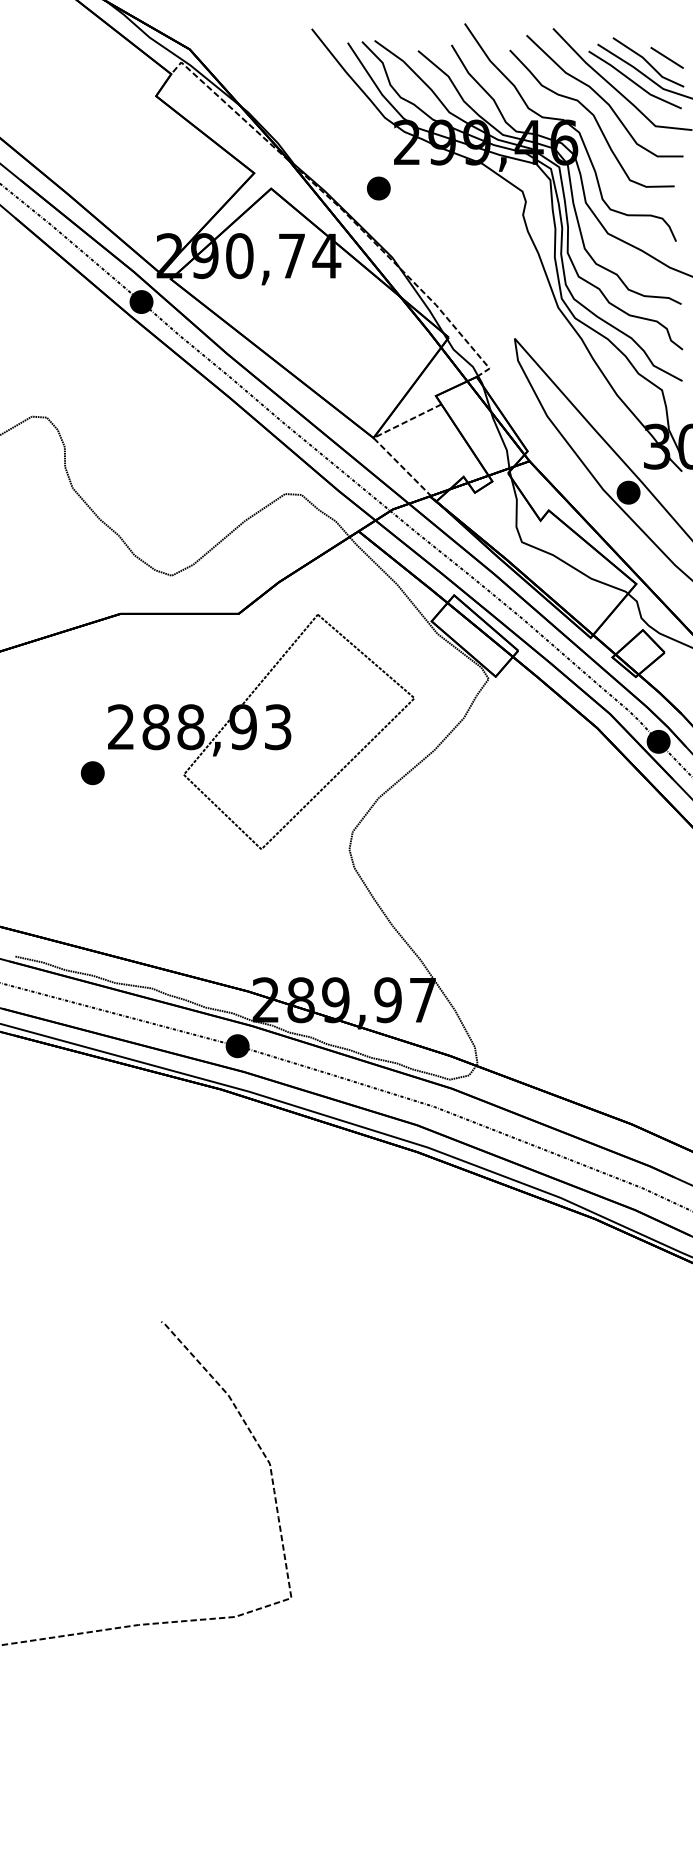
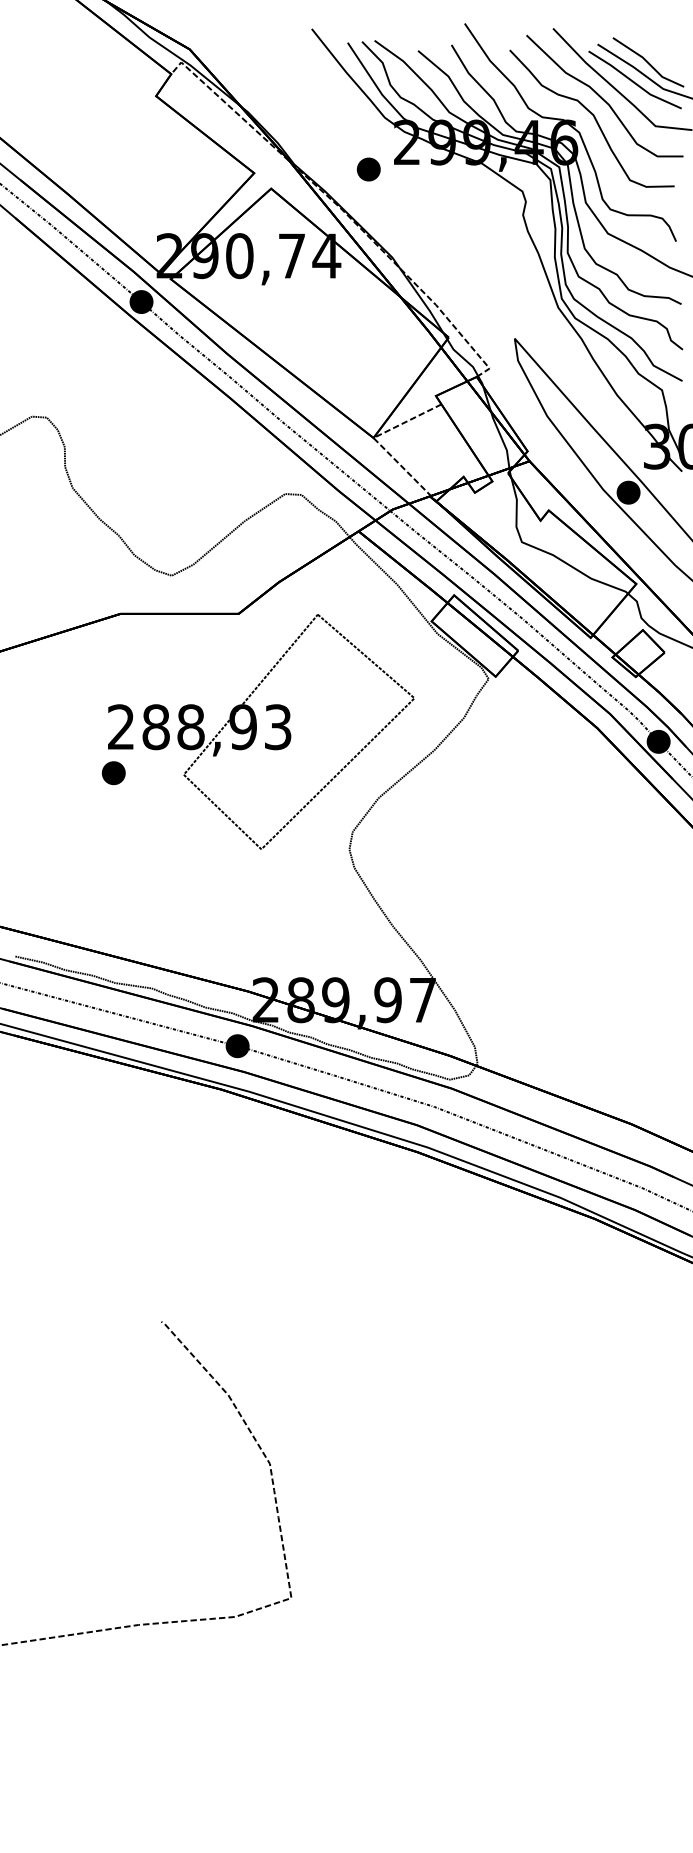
line: present -> none (666, 57)
part position: (378, 188) -> (368, 169) (368, 169)
part position: (92, 773) -> (113, 773) (113, 773)
